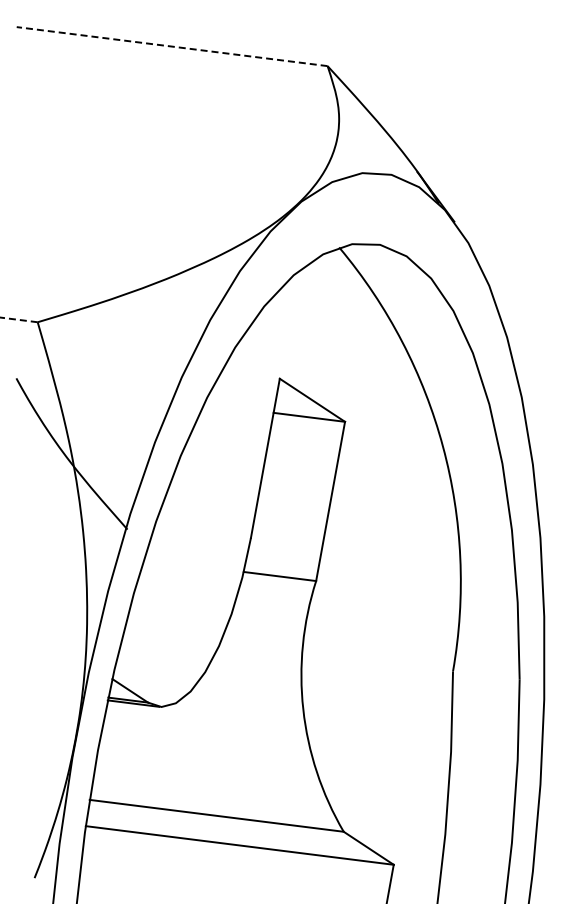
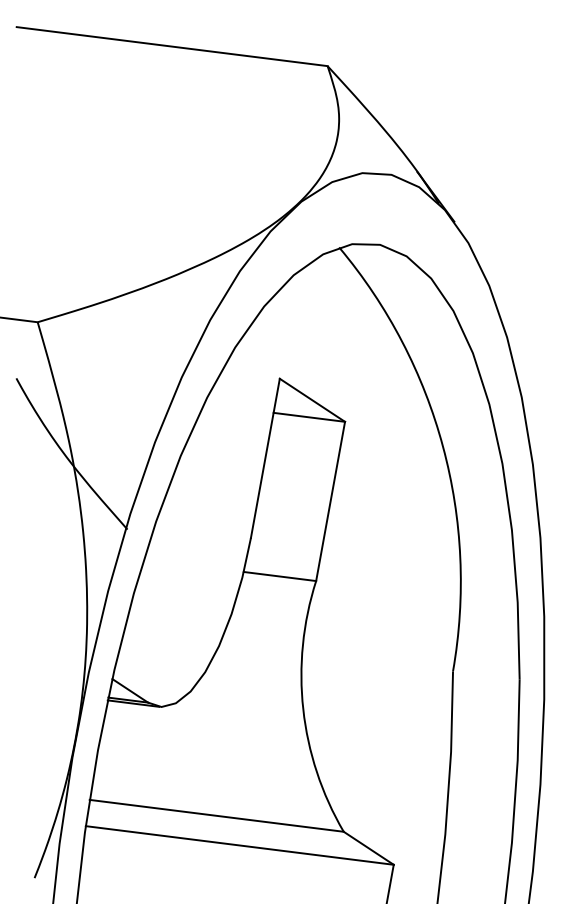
line: dashed -> solid (172, 46)
line: dashed -> solid (18, 319)
